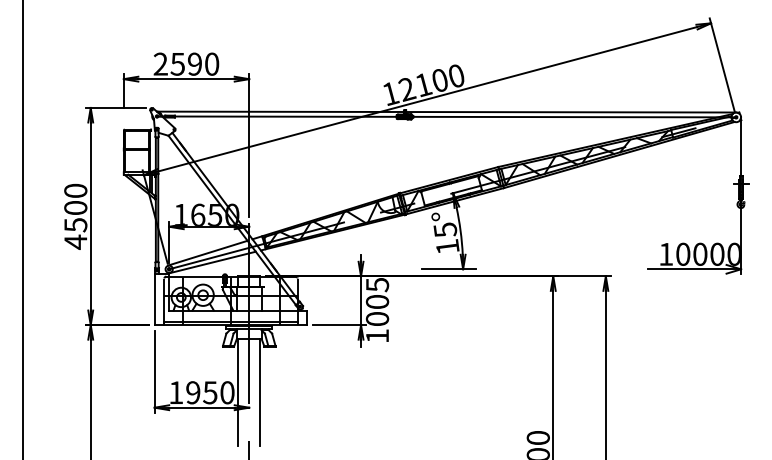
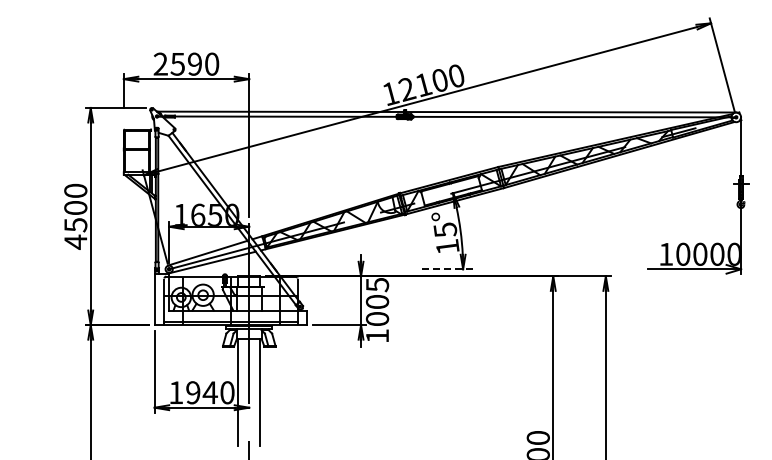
line: present -> none (23, 229)
line: solid -> dashed (449, 269)
text: 1950 -> 1940 (209, 392)
